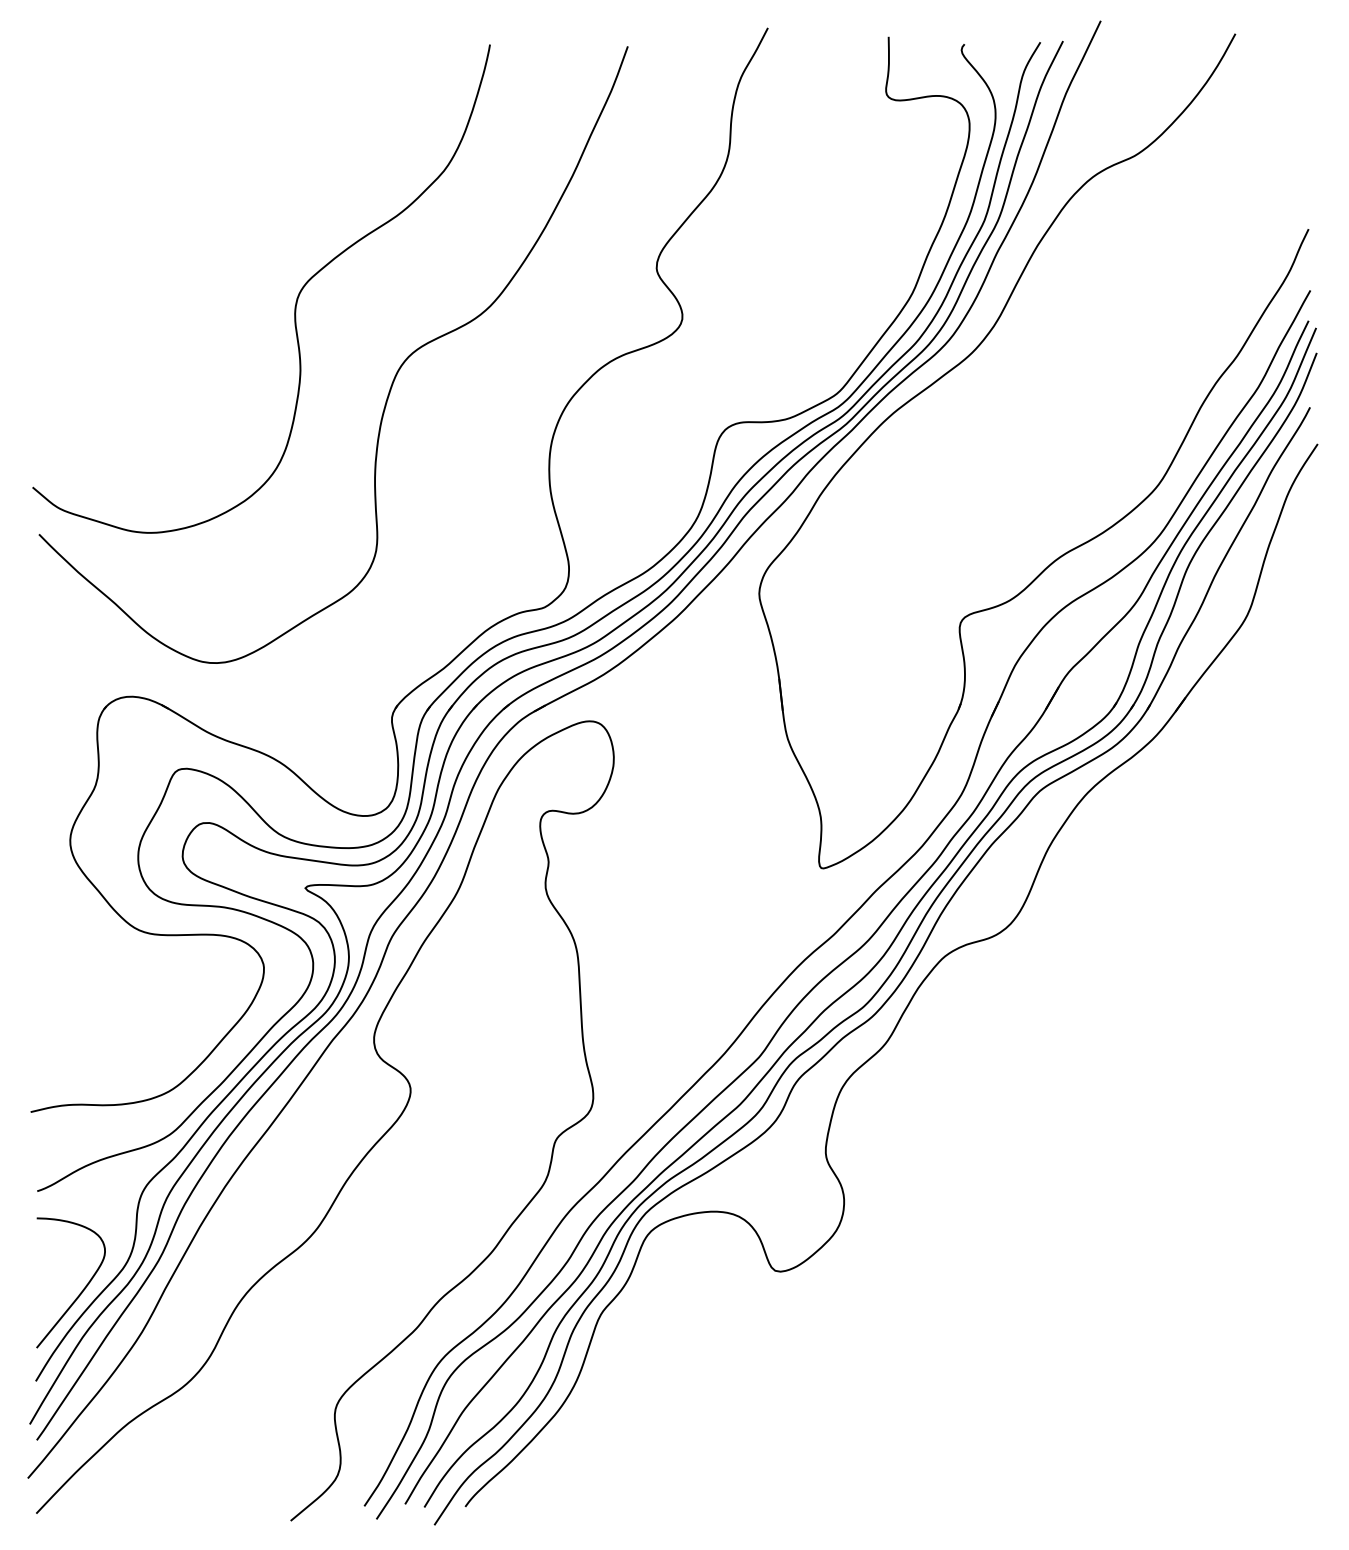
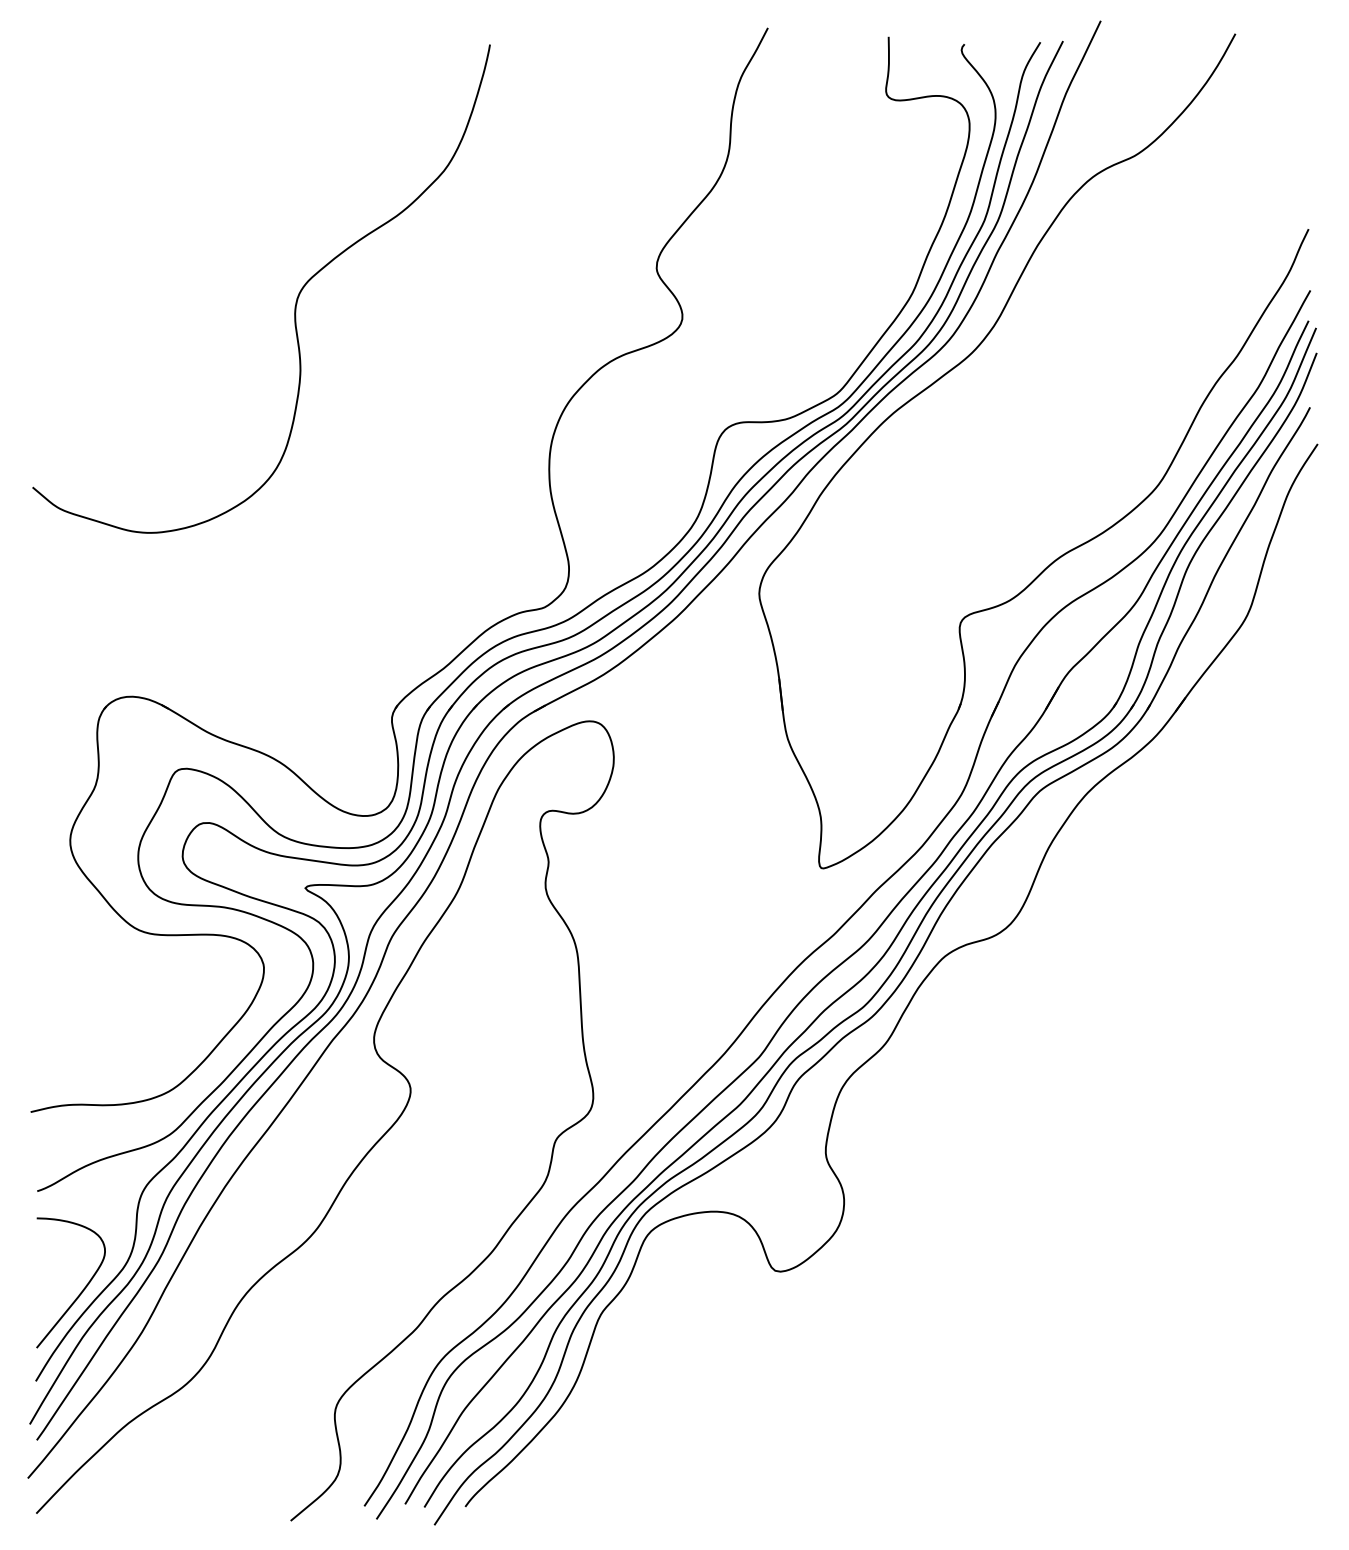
curve: present -> none (392, 380)
